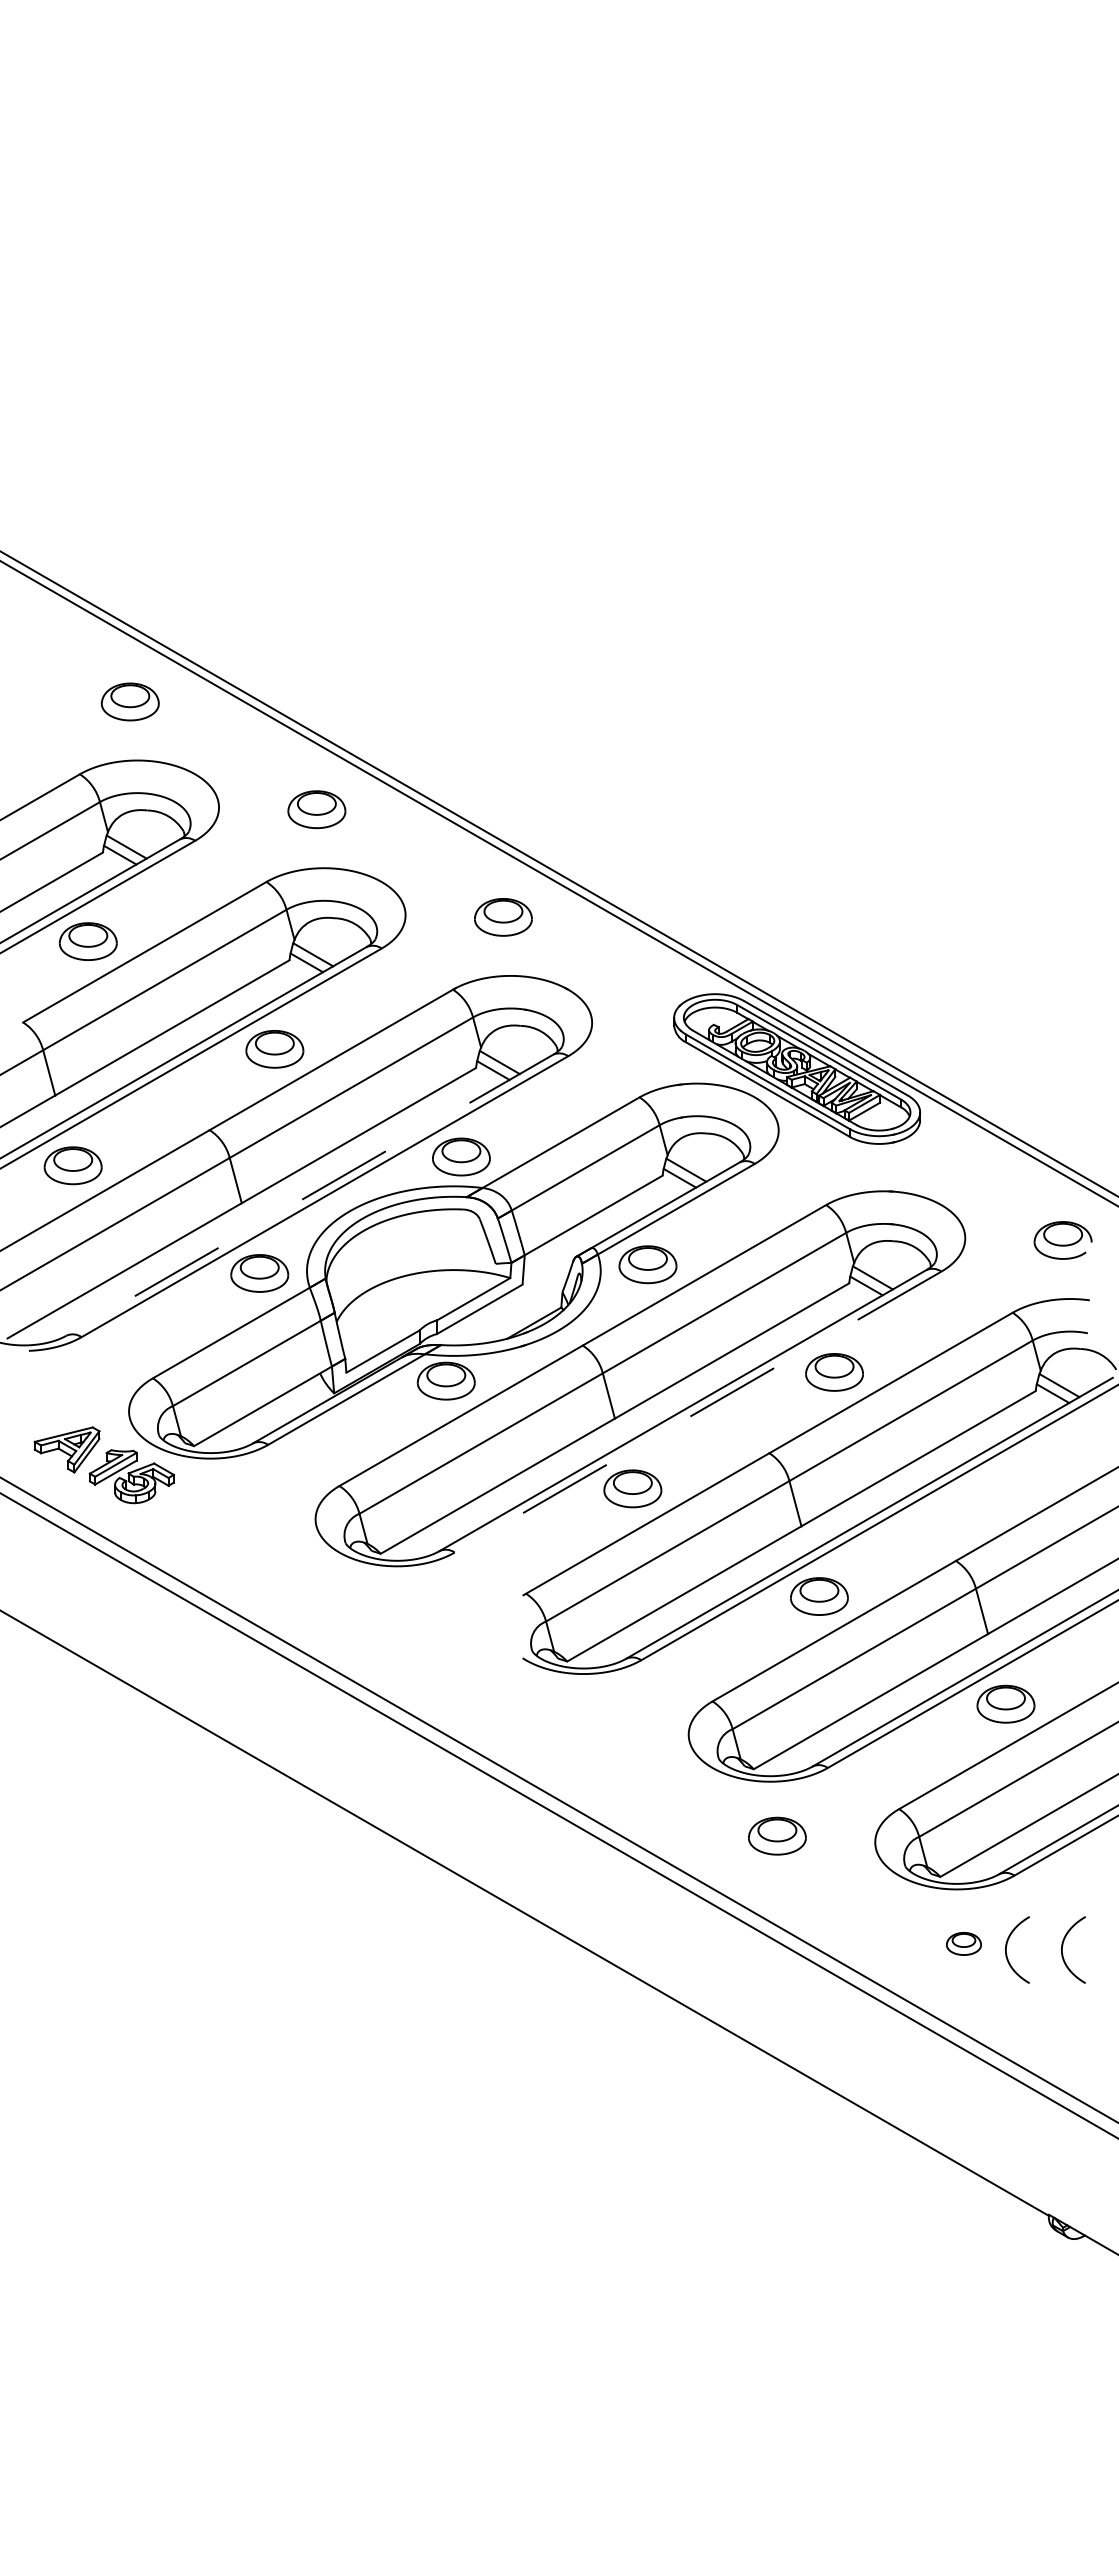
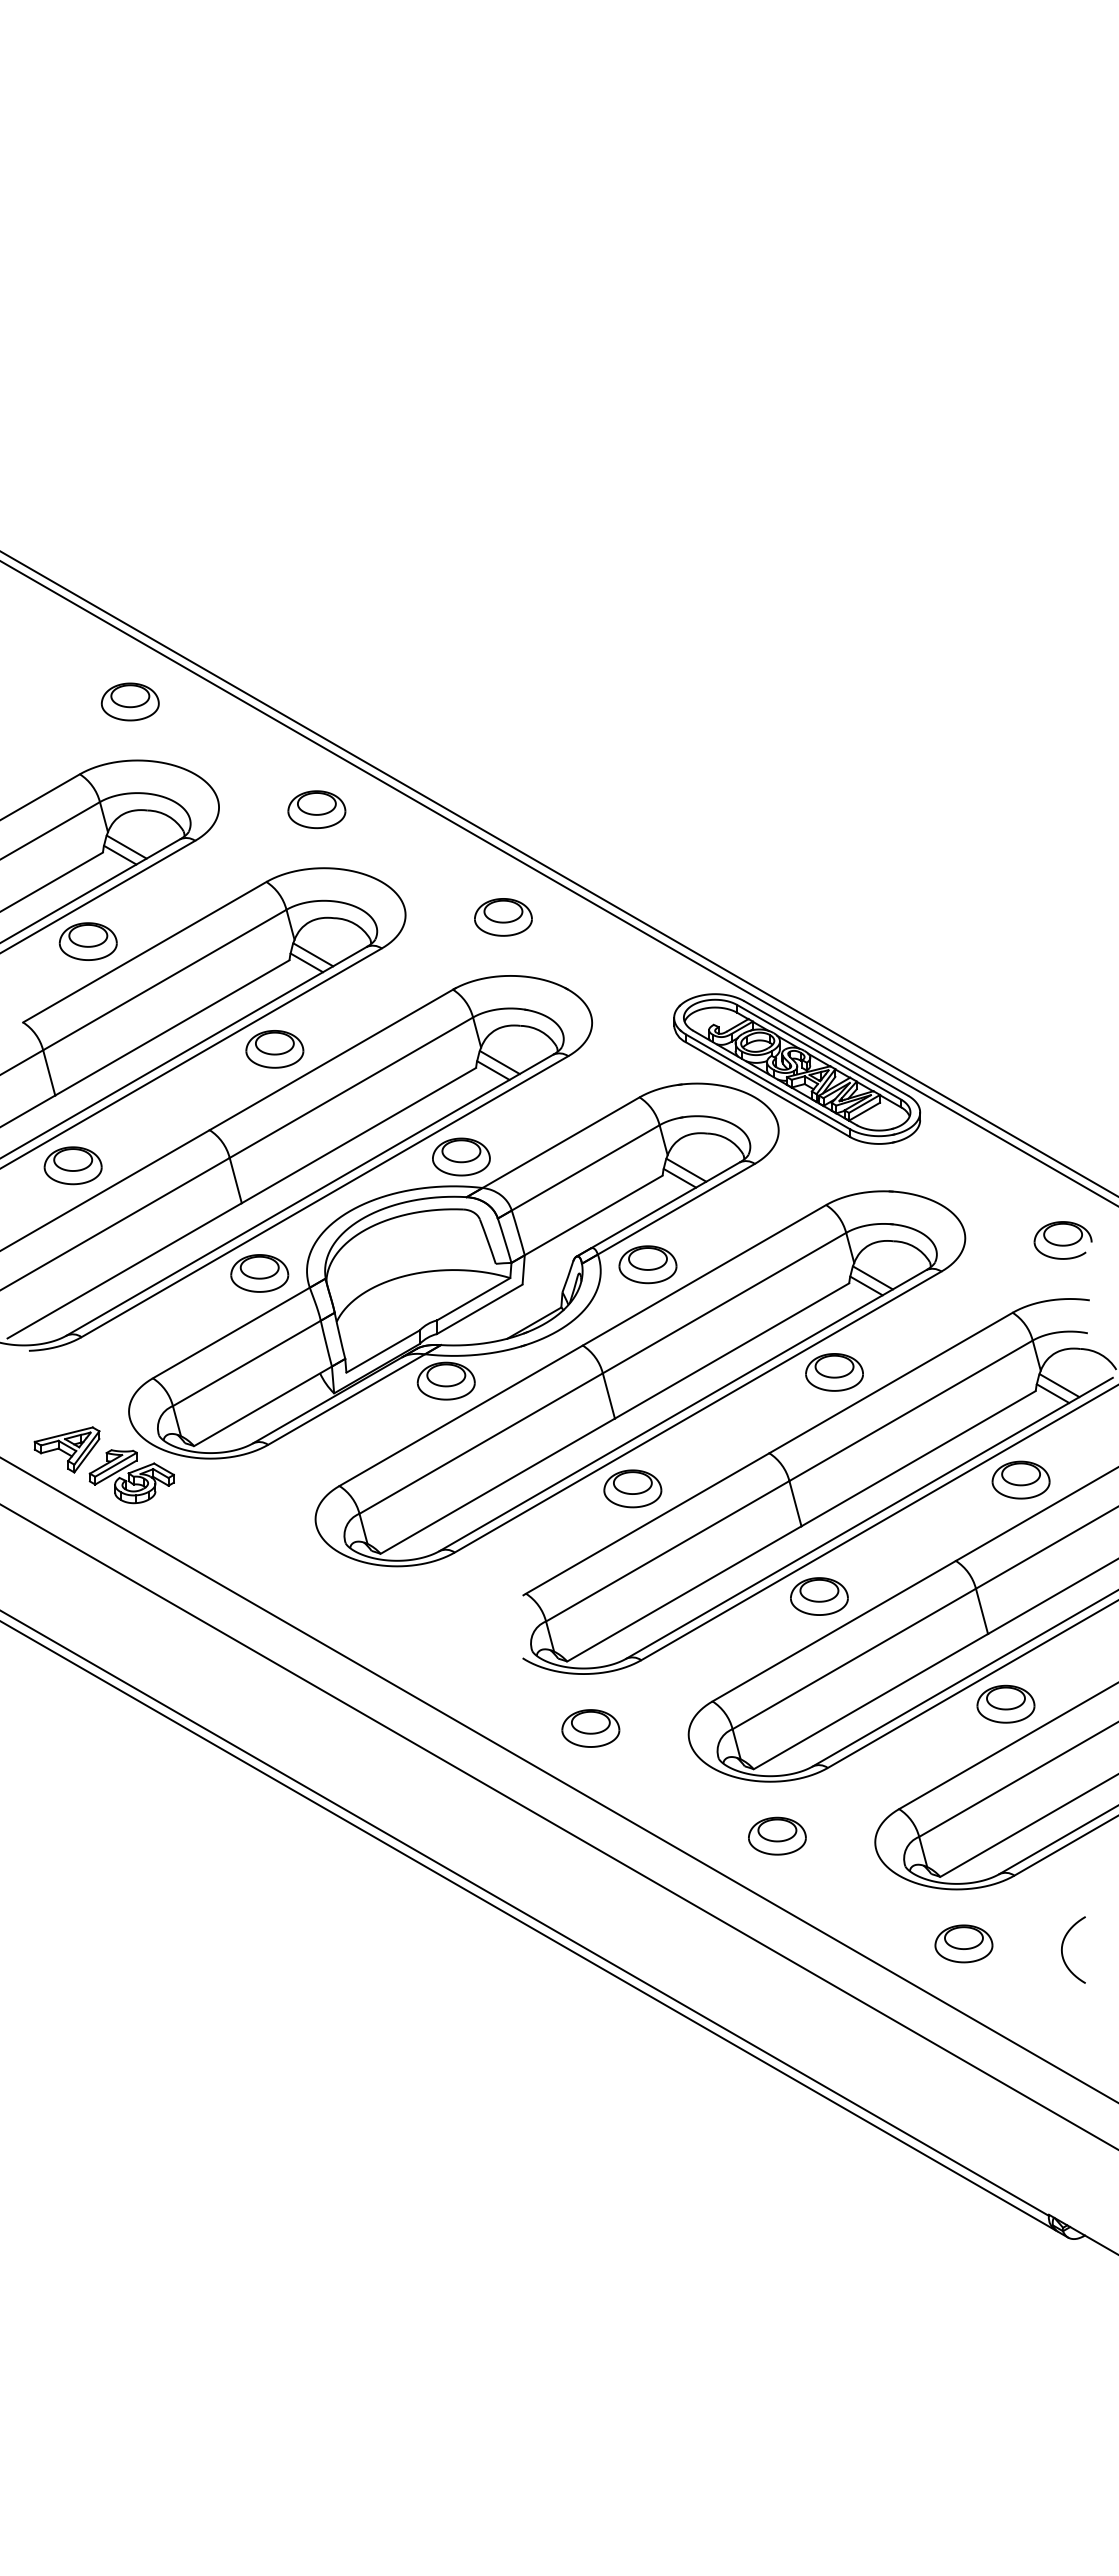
line: dashed -> solid (309, 1195)
line: dashed -> solid (698, 1412)
part: none -> present (1020, 1479)
part: none -> present (590, 1728)
line position: (558, 1799) -> (558, 1826) (558, 1826)
line position: (558, 1815) -> (558, 1780) (558, 1780)
line: none -> present (528, 1926)
part size: 36x24 px -> 60x40 px (963, 1943)
curve: present -> none (1007, 1945)
